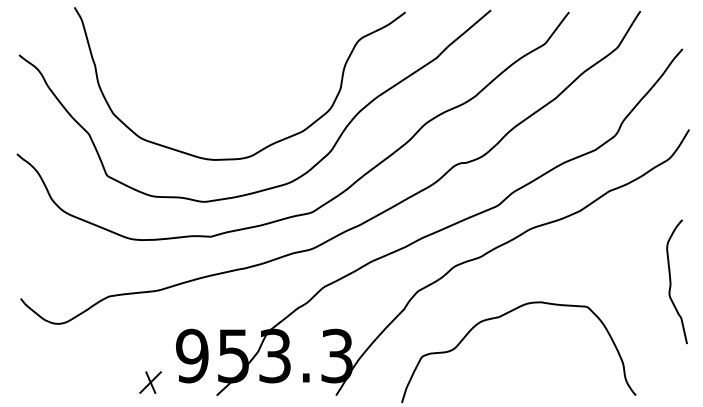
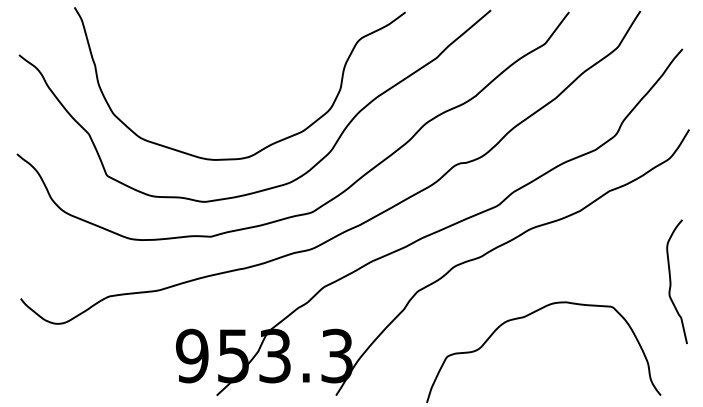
curve position: (500, 317) -> (525, 317) (525, 317)
part: present -> none (150, 382)
